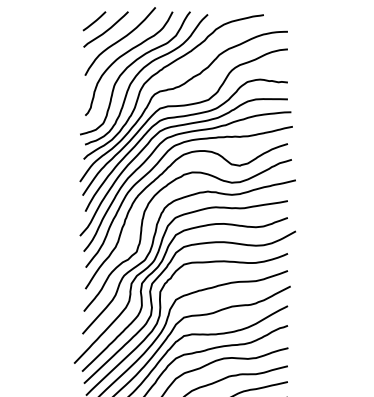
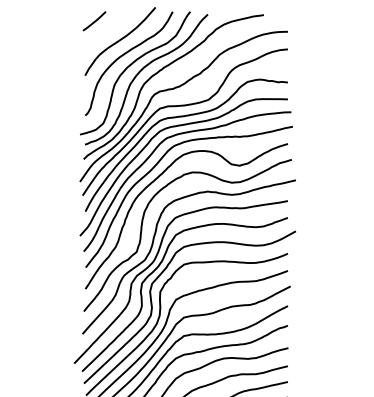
curve: present -> none (105, 30)
